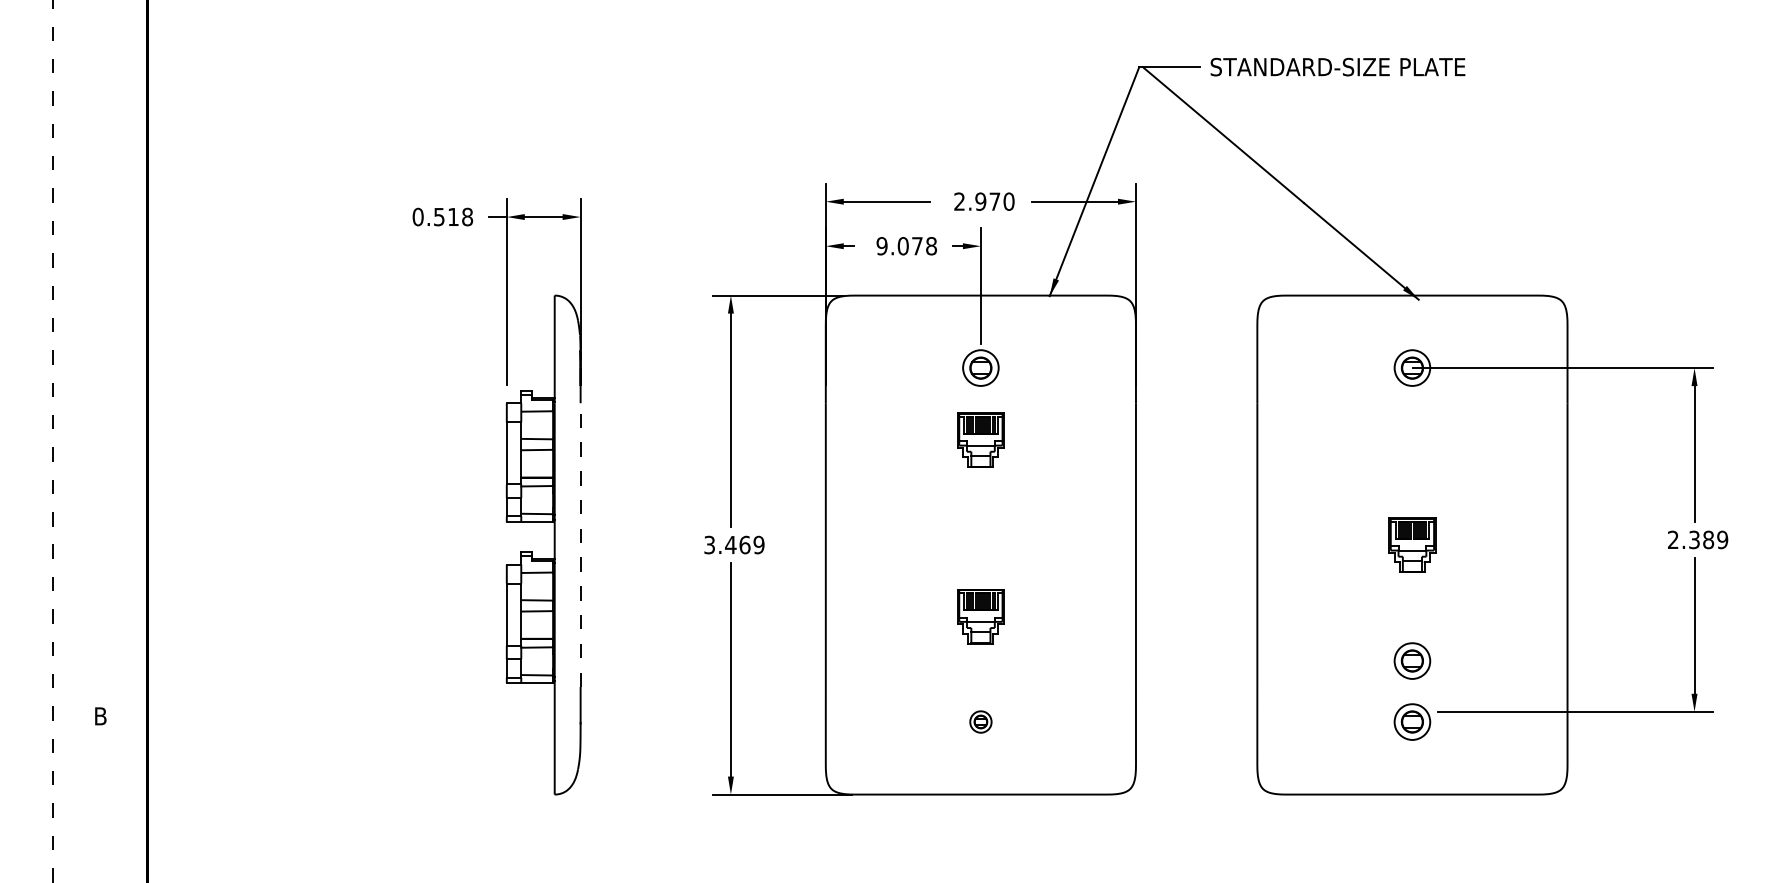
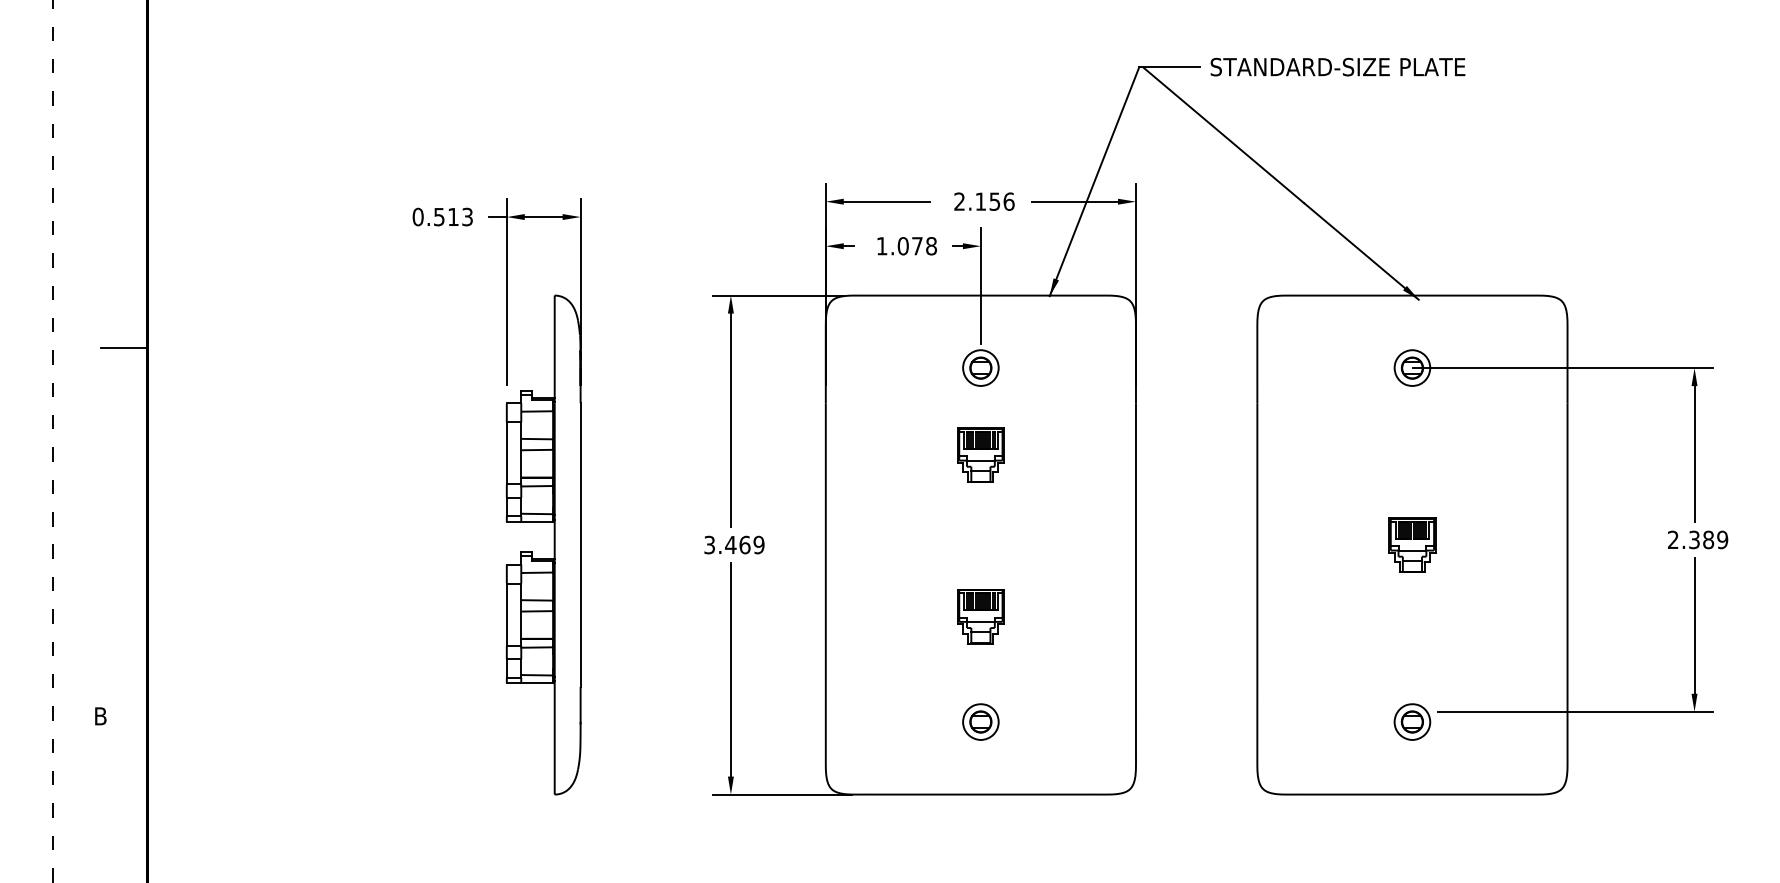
text: 2.970 -> 2.156 (994, 201)
text: 0.518 -> 0.513 (467, 216)
text: 9.078 -> 1.078 (881, 246)
line: none -> present (123, 347)
part position: (980, 439) -> (980, 454) (980, 454)
line: dashed -> solid (580, 545)
part: present -> none (1412, 660)
part size: 24x24 px -> 38x38 px (980, 721)
